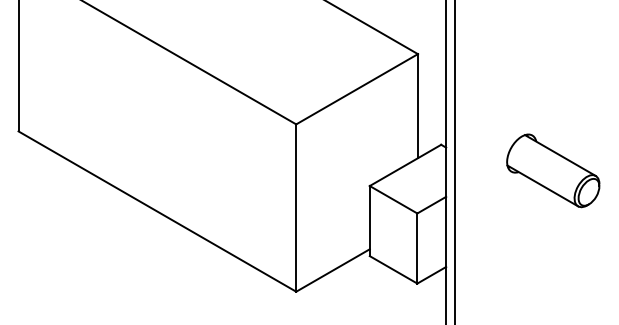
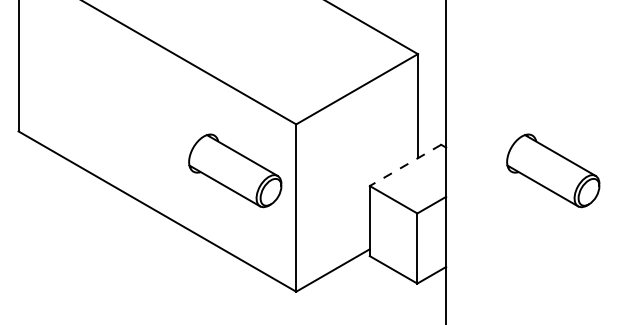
line: present -> none (454, 161)
line: solid -> dashed (405, 165)
part: none -> present (235, 170)
